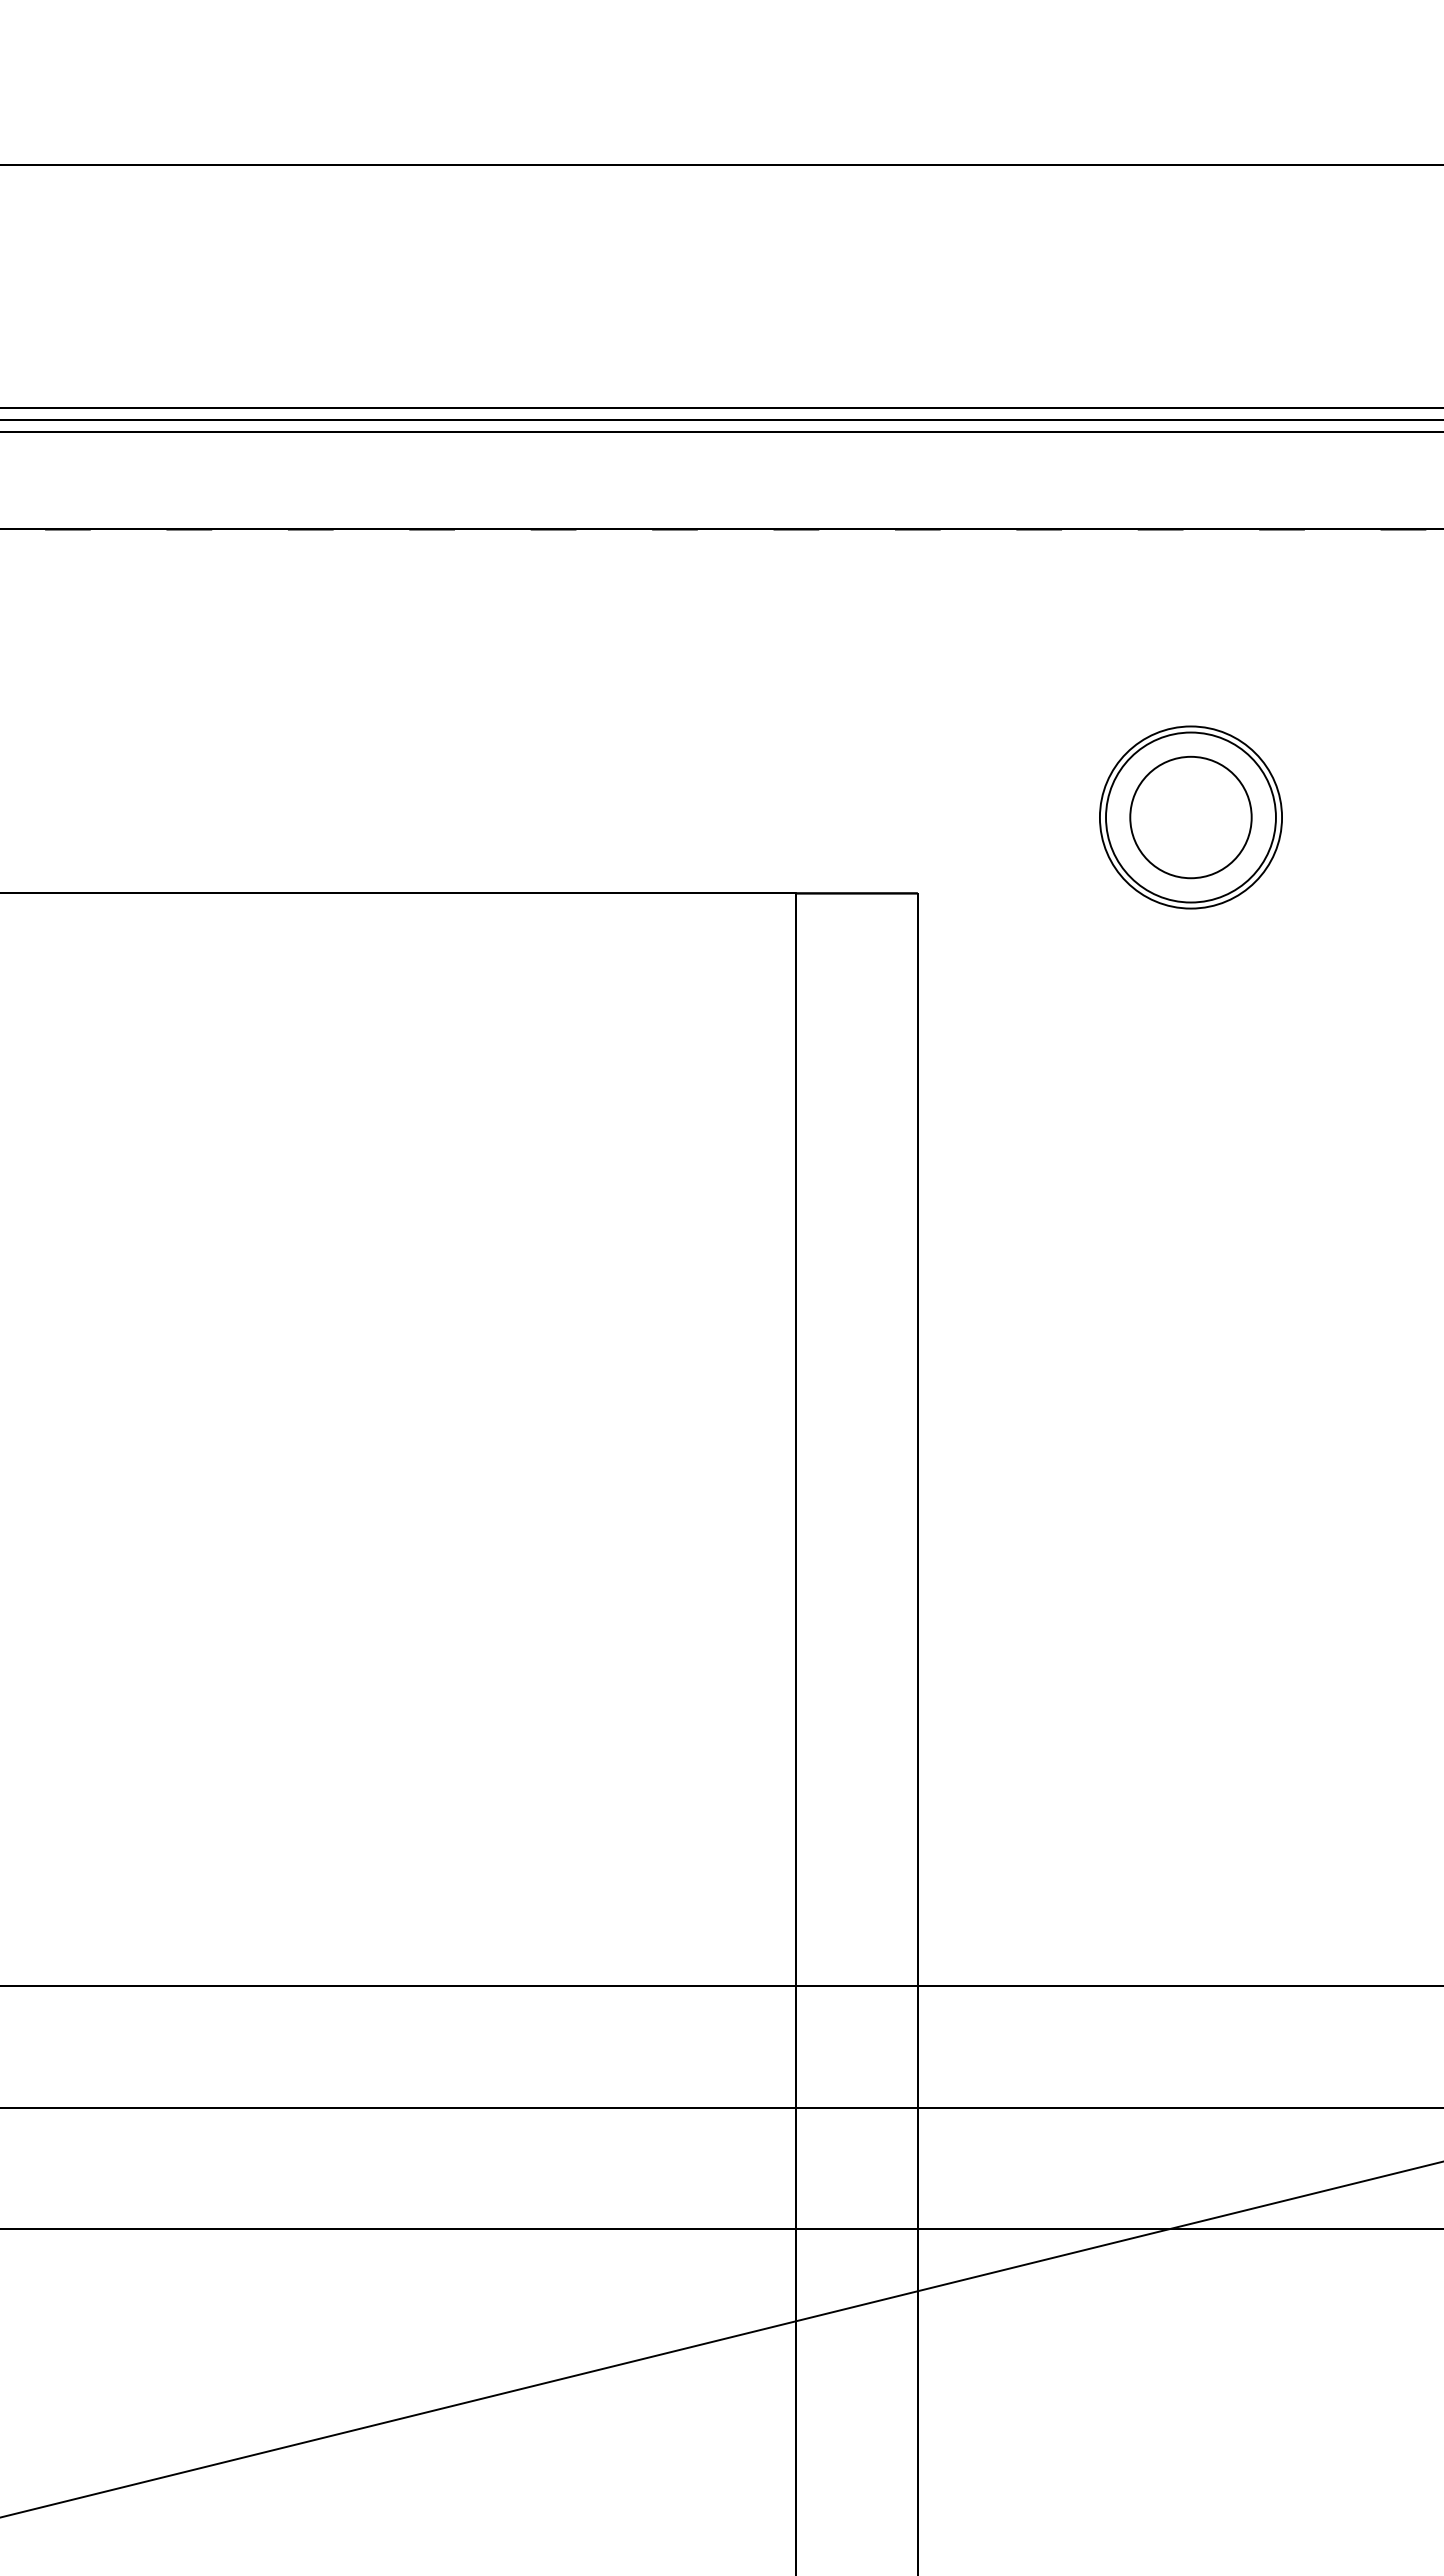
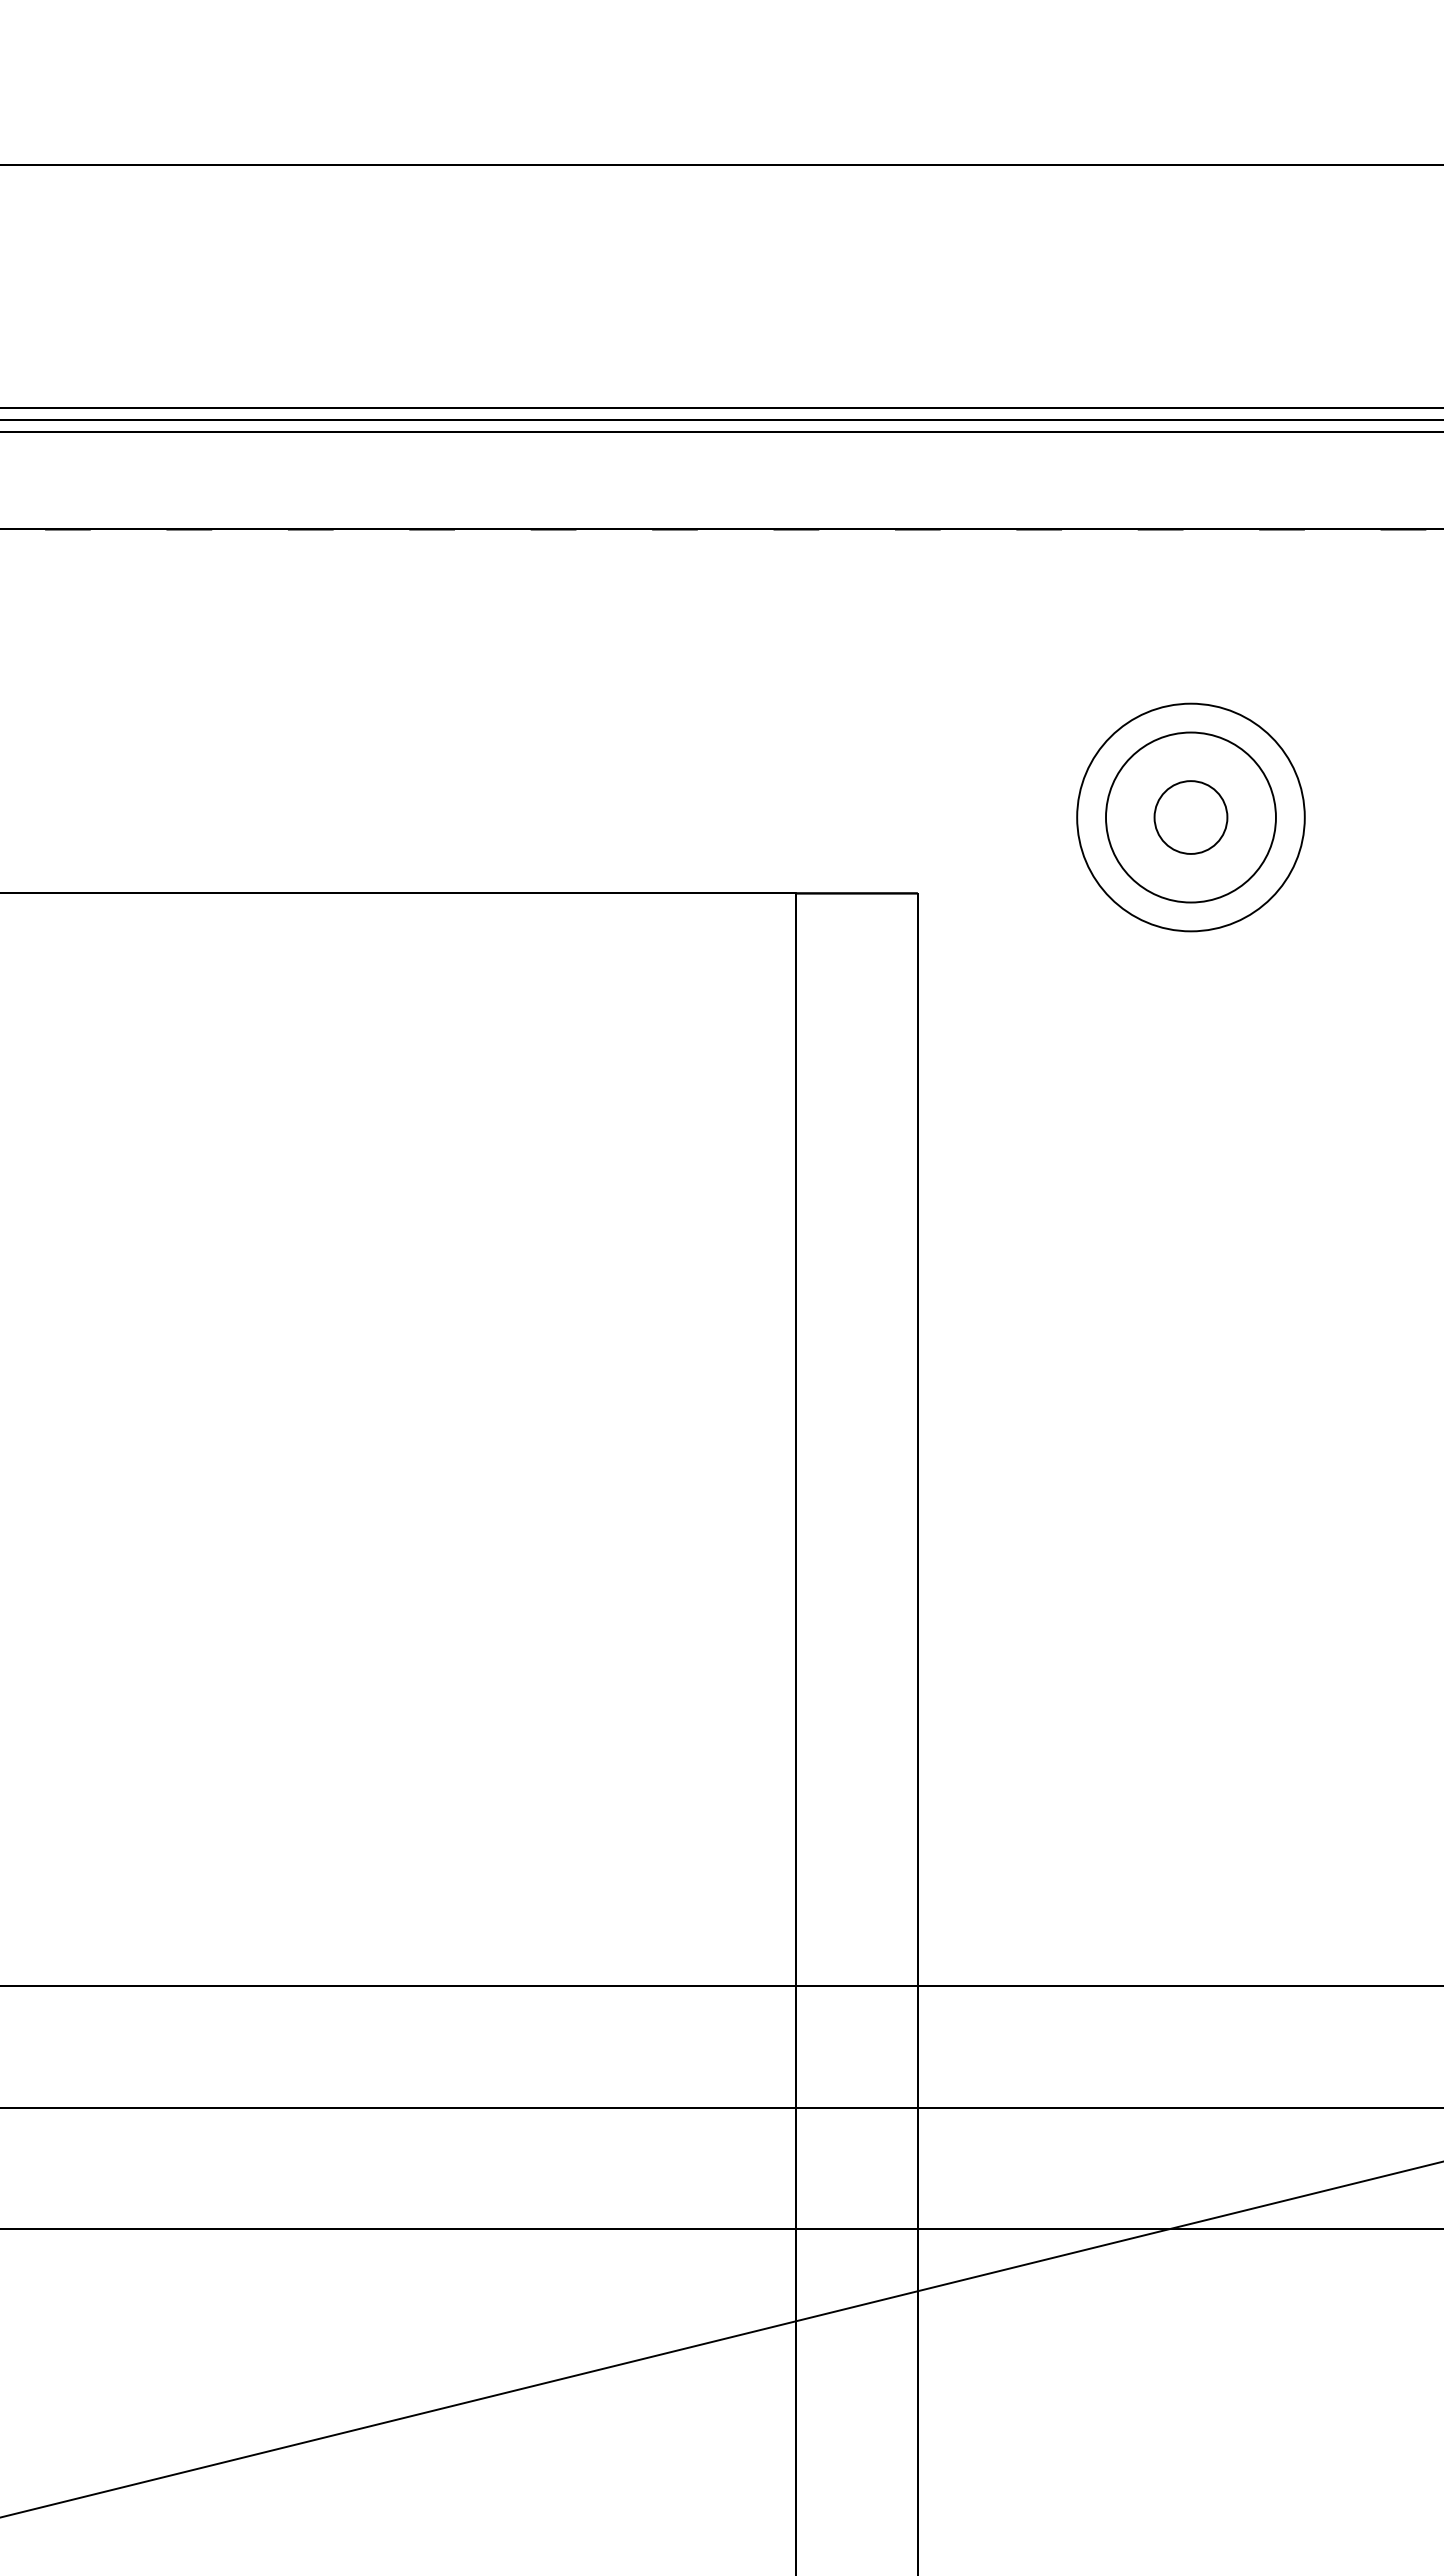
circle diameter: 121 px -> 73 px (1190, 817)
circle diameter: 182 px -> 228 px (1190, 817)
